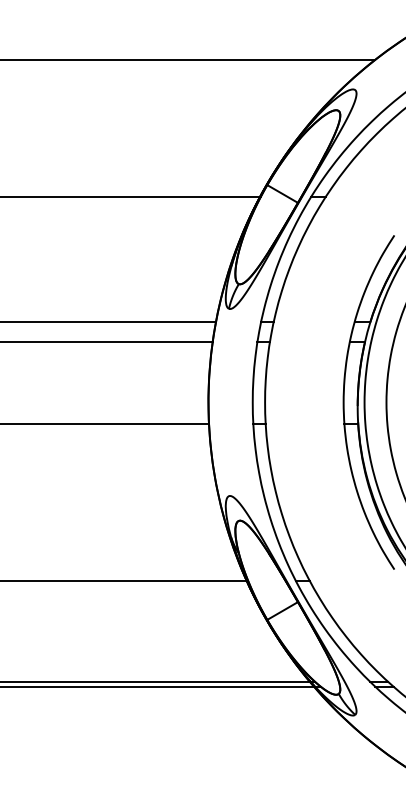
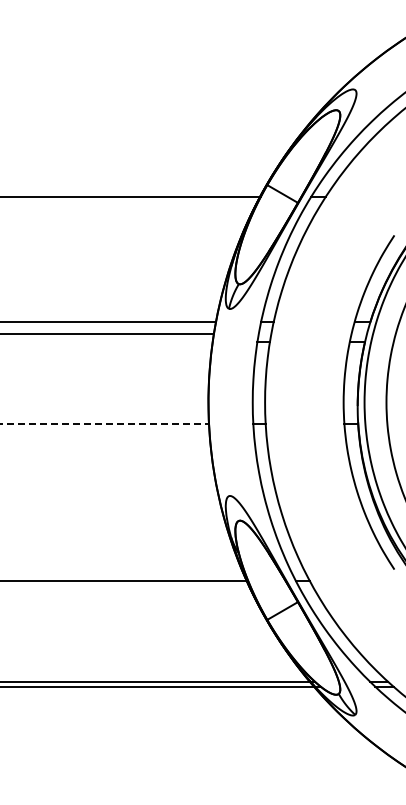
line: present -> none (188, 59)
line position: (107, 341) -> (107, 333) (107, 333)
line: solid -> dashed (105, 423)
